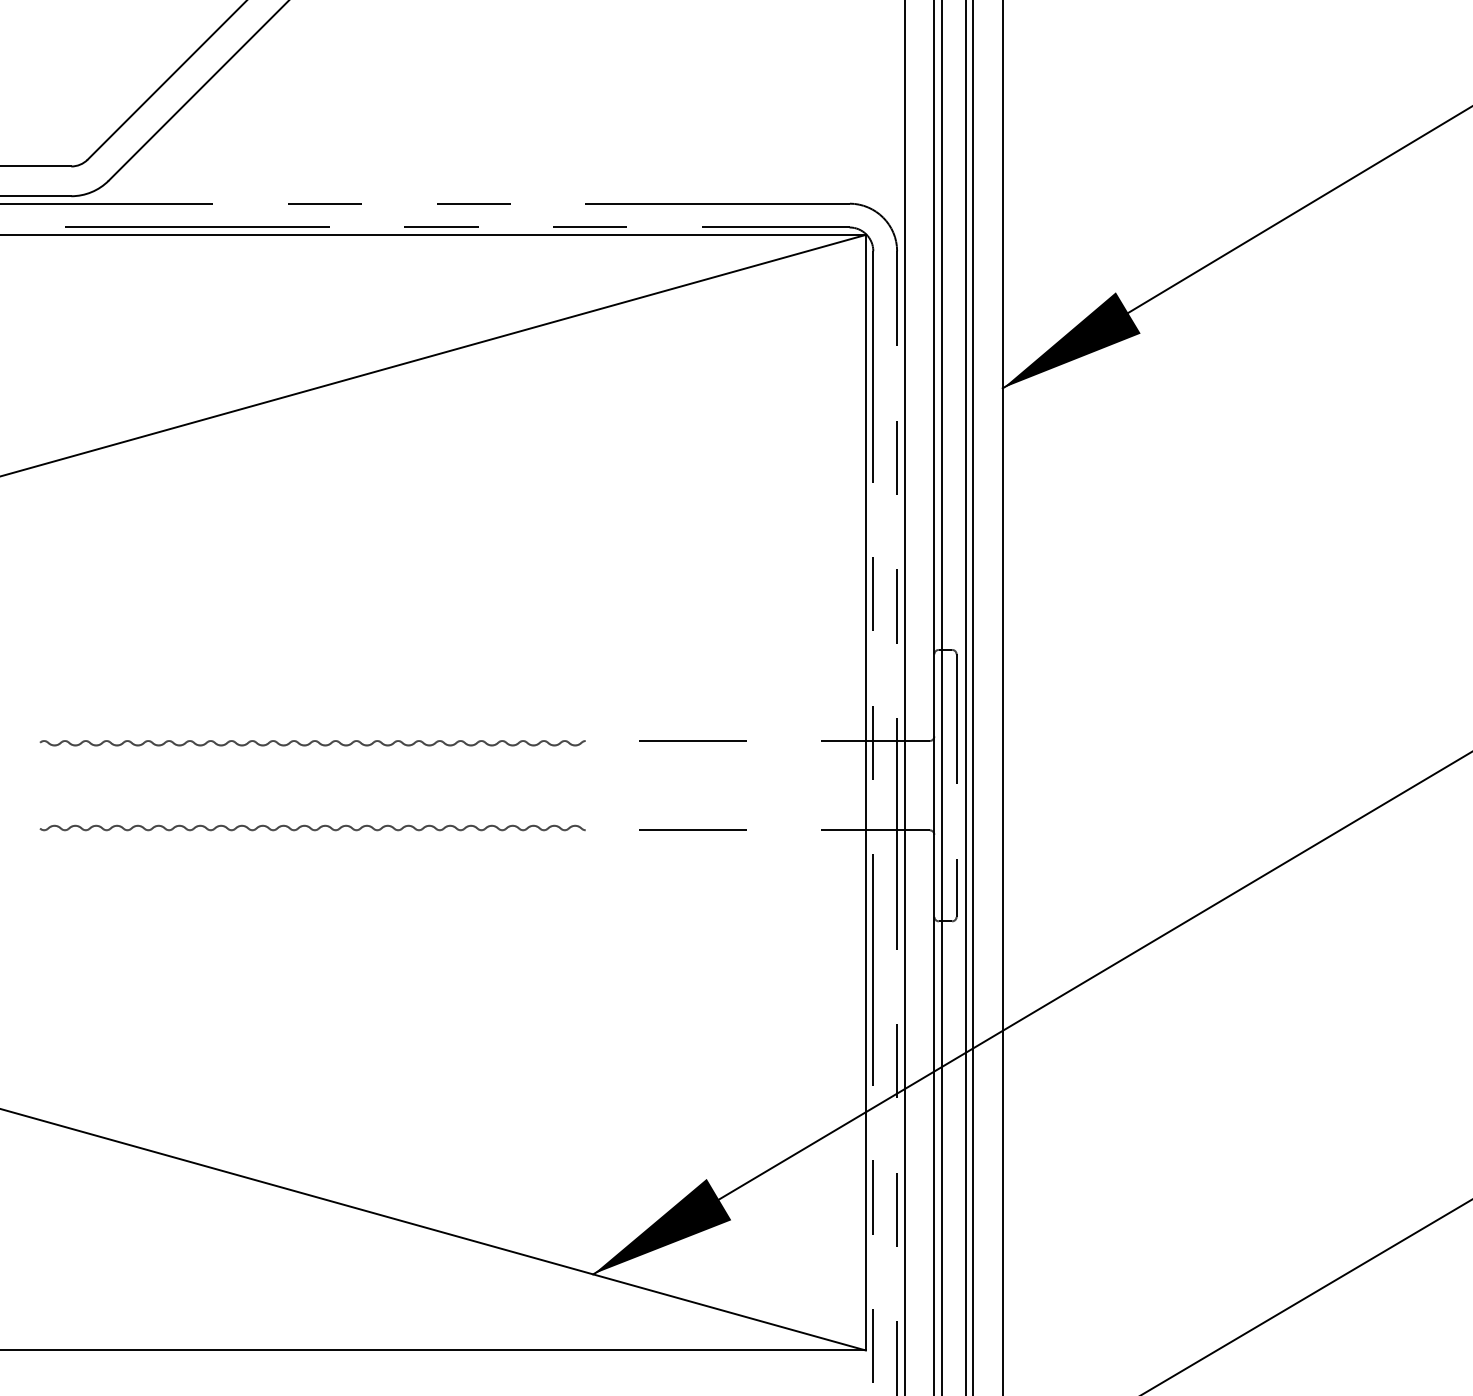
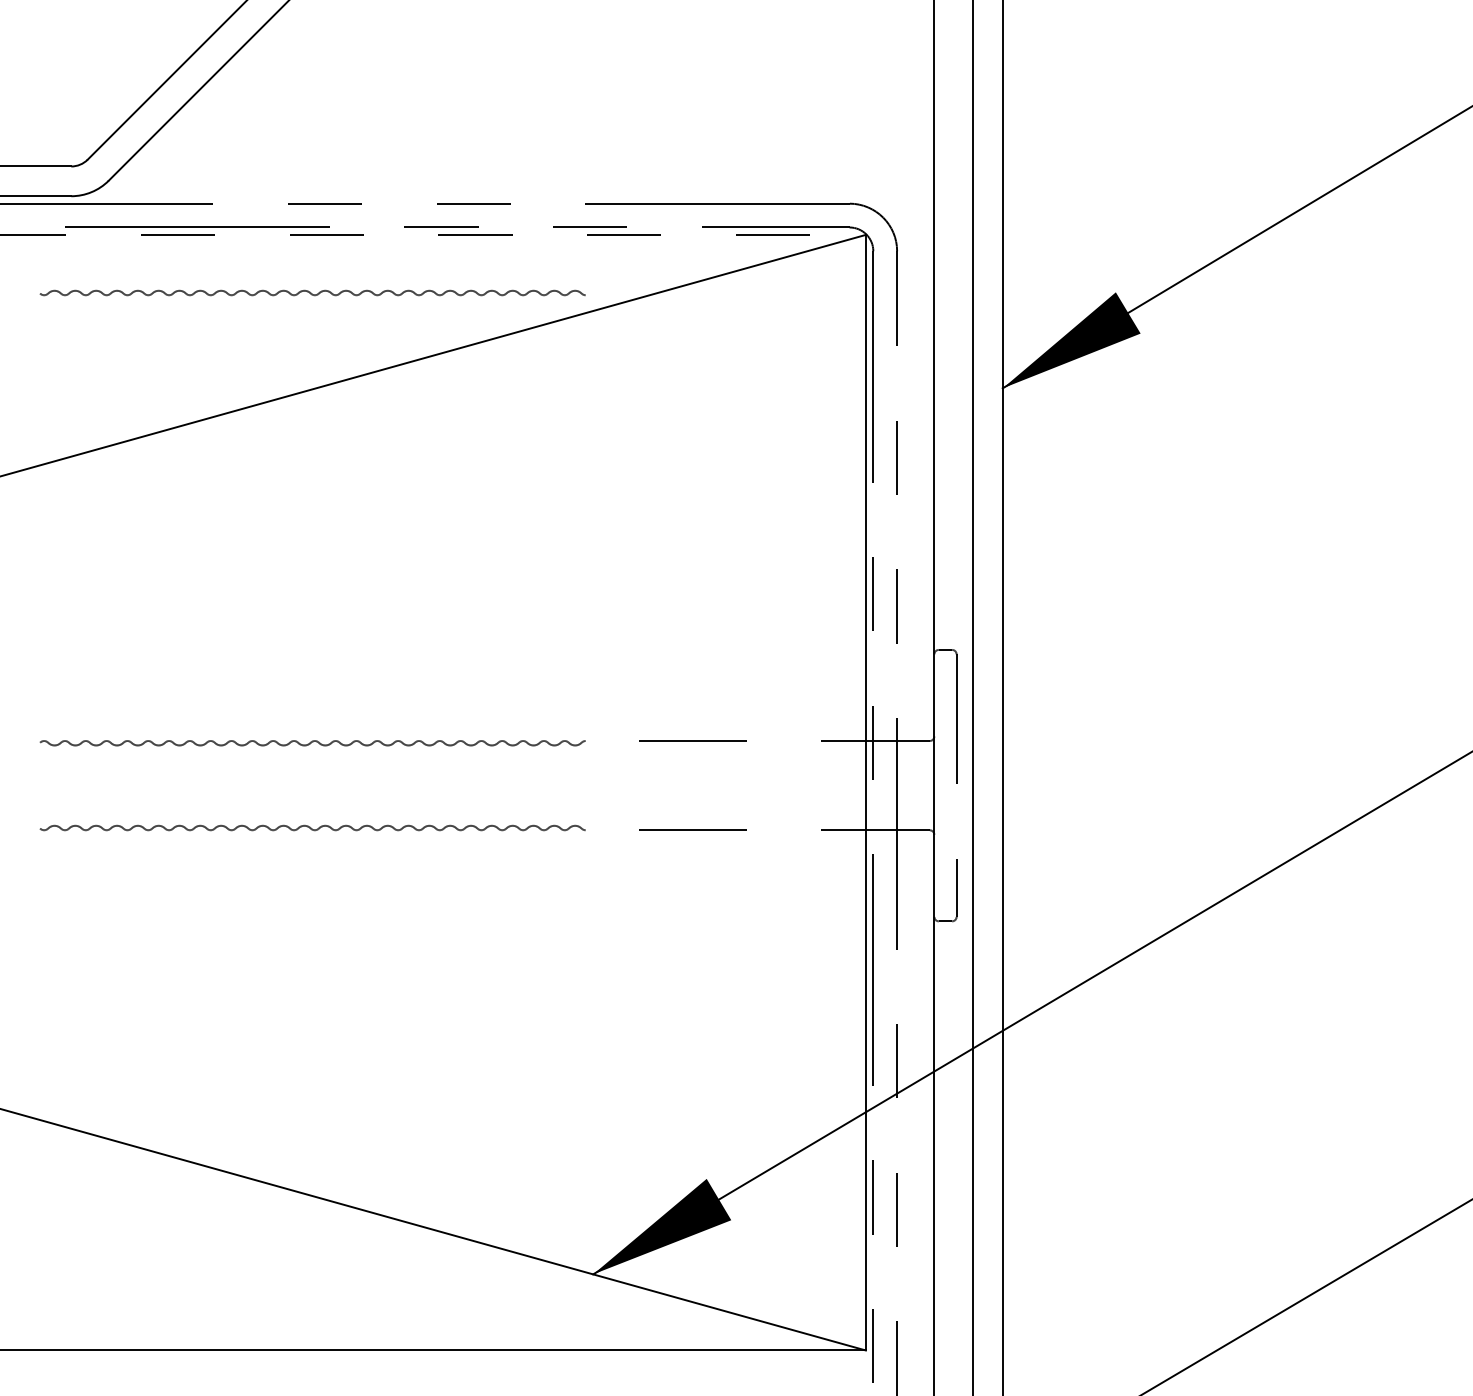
line: solid -> dashed (432, 234)
part: none -> present (312, 292)
line: present -> none (904, 697)
line: present -> none (941, 697)
line: present -> none (965, 697)
